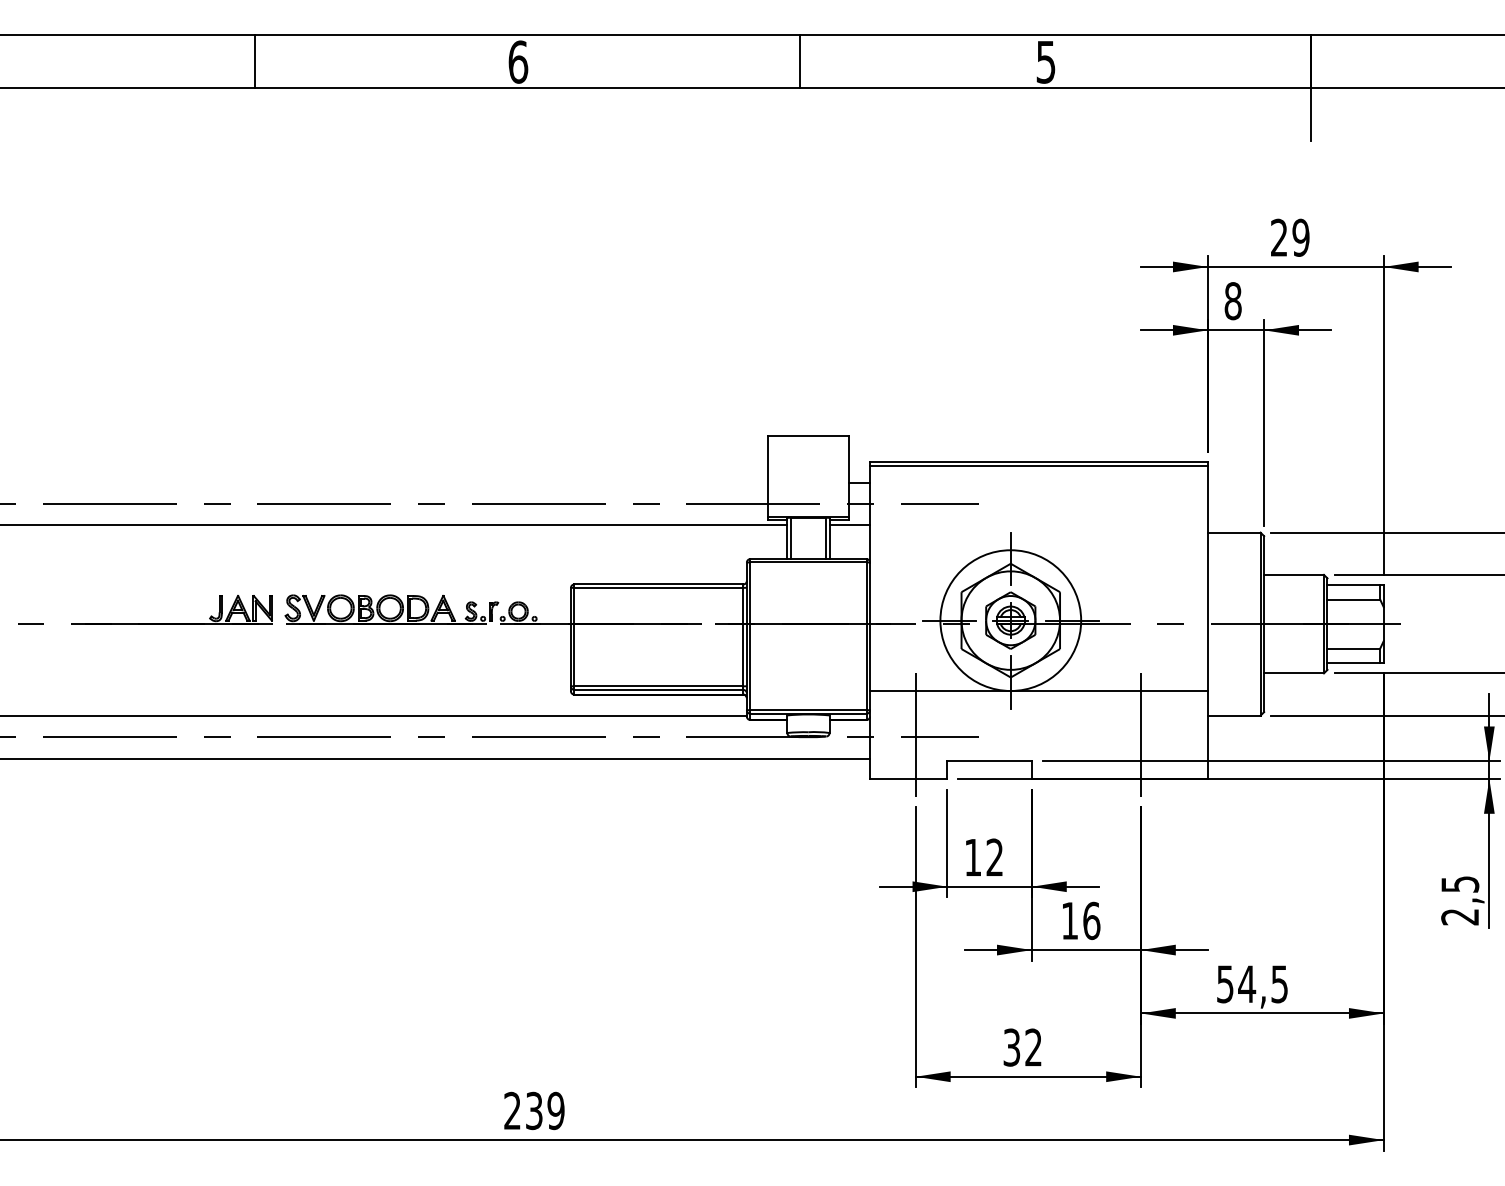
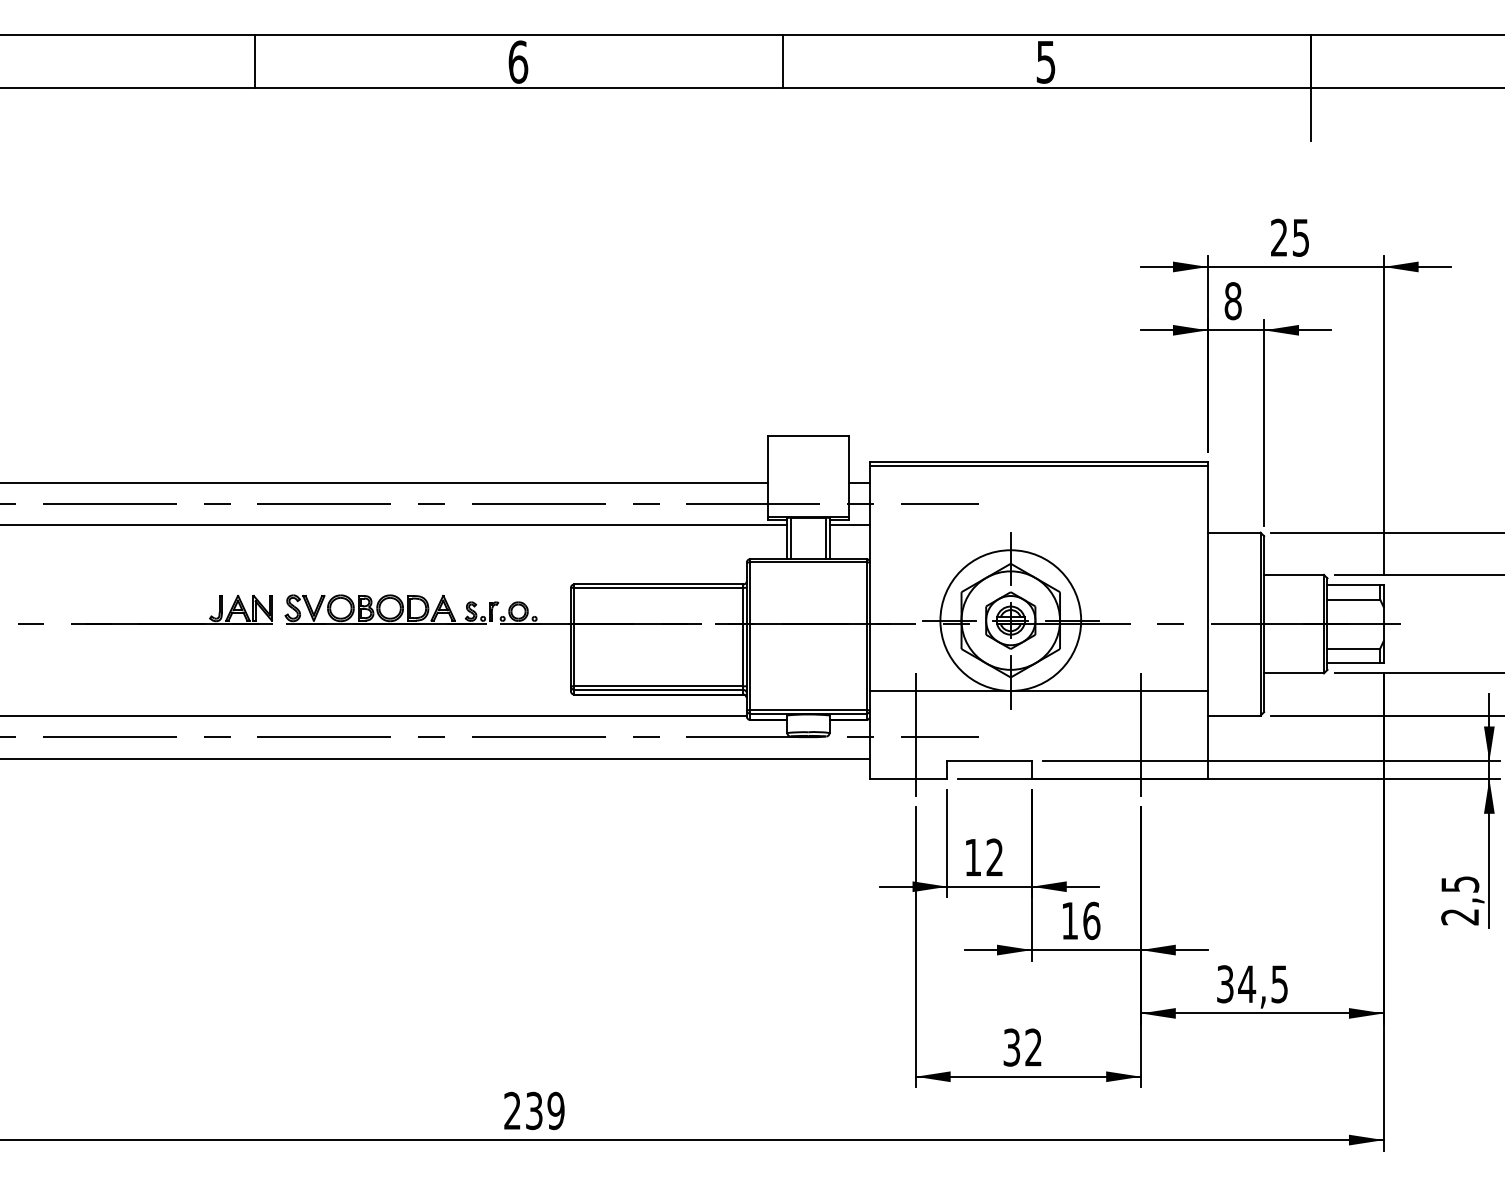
line position: (799, 61) -> (782, 61) (782, 61)
text: 29 -> 25 (1300, 237)
line: none -> present (384, 482)
text: 54,5 -> 34,5 (1225, 983)
